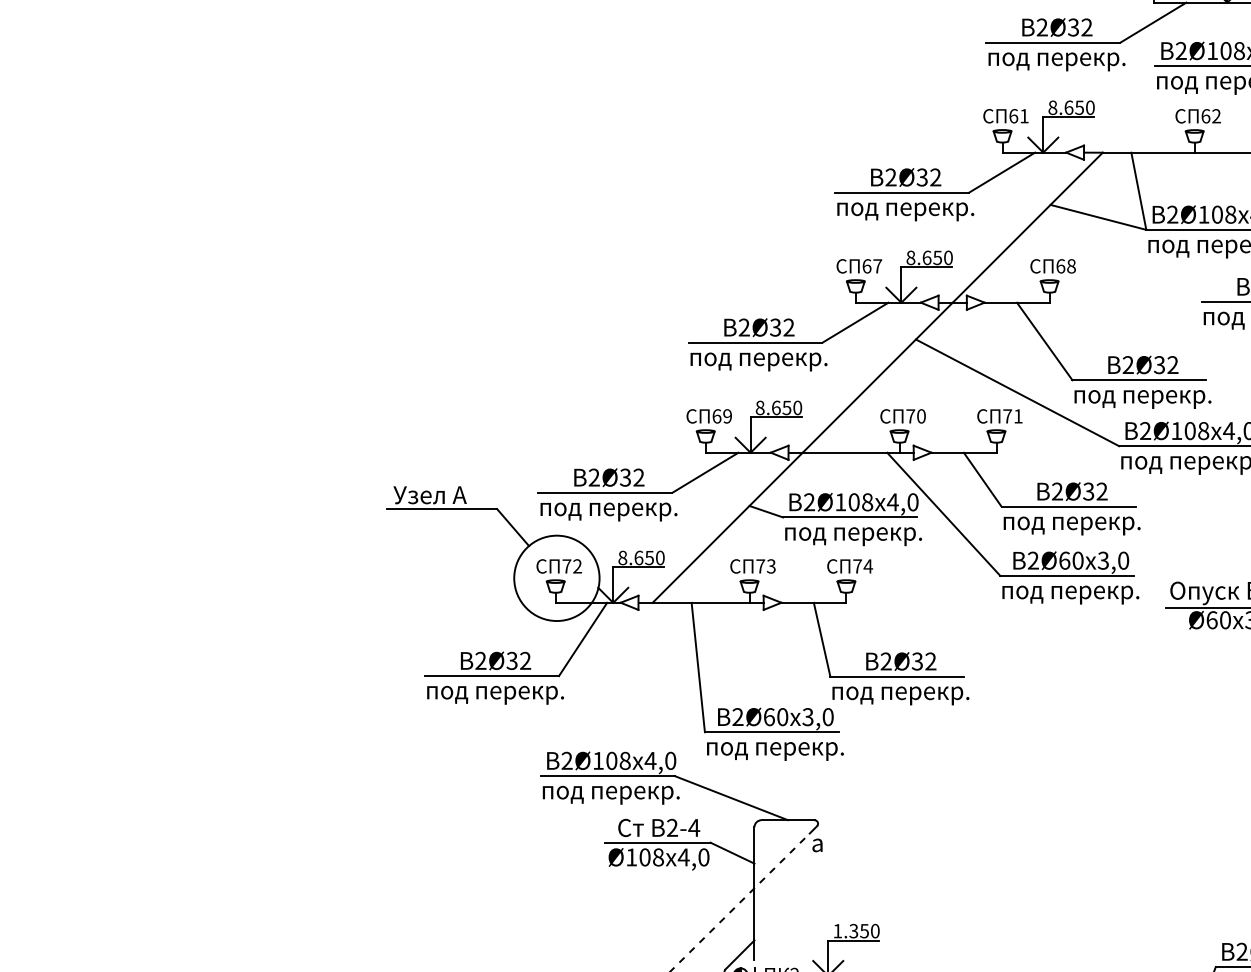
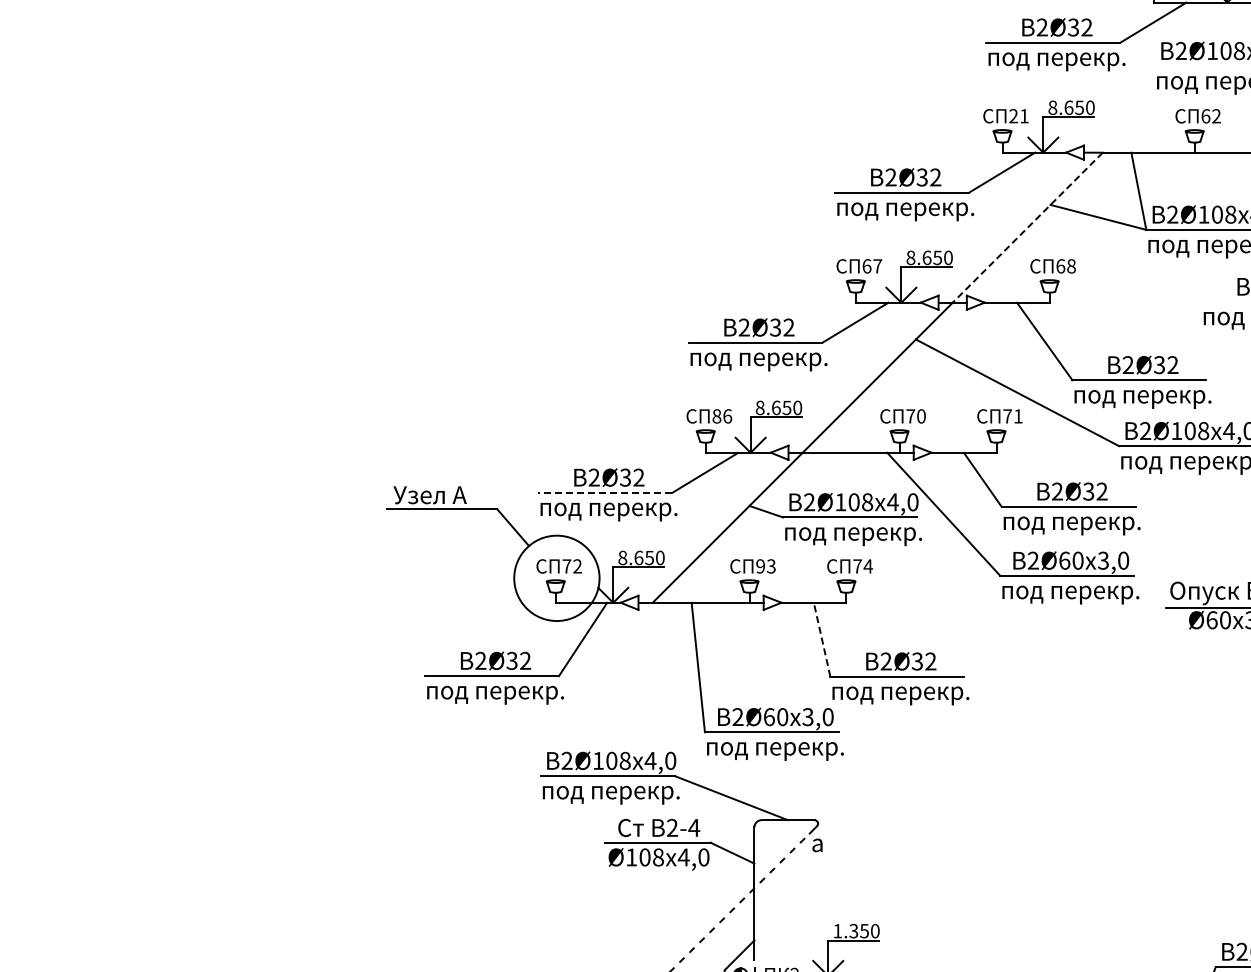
line: present -> none (1200, 66)
text: 61 -> 21 (1013, 116)
line: solid -> dashed (1027, 228)
line: present -> none (1223, 301)
text: 69 -> 86 (722, 416)
line: solid -> dashed (605, 492)
text: 73 -> 93 (760, 566)
line: solid -> dashed (822, 639)
